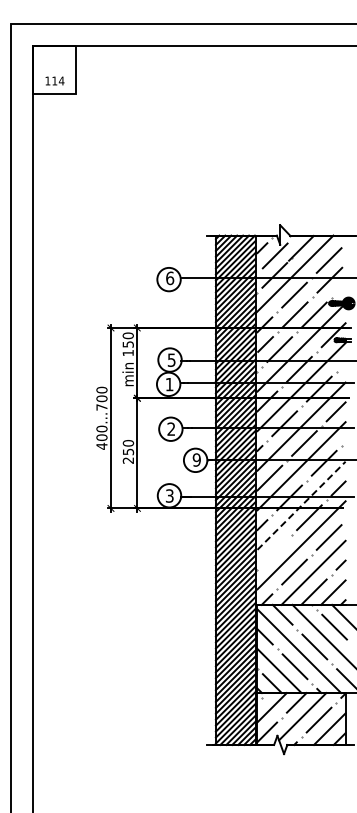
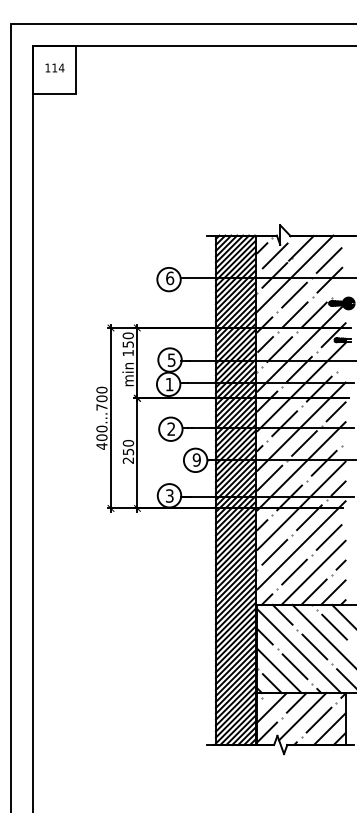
text position: (54, 80) -> (54, 67) (54, 67)
line: dashed -> solid (301, 505)
line: none -> present (274, 551)
